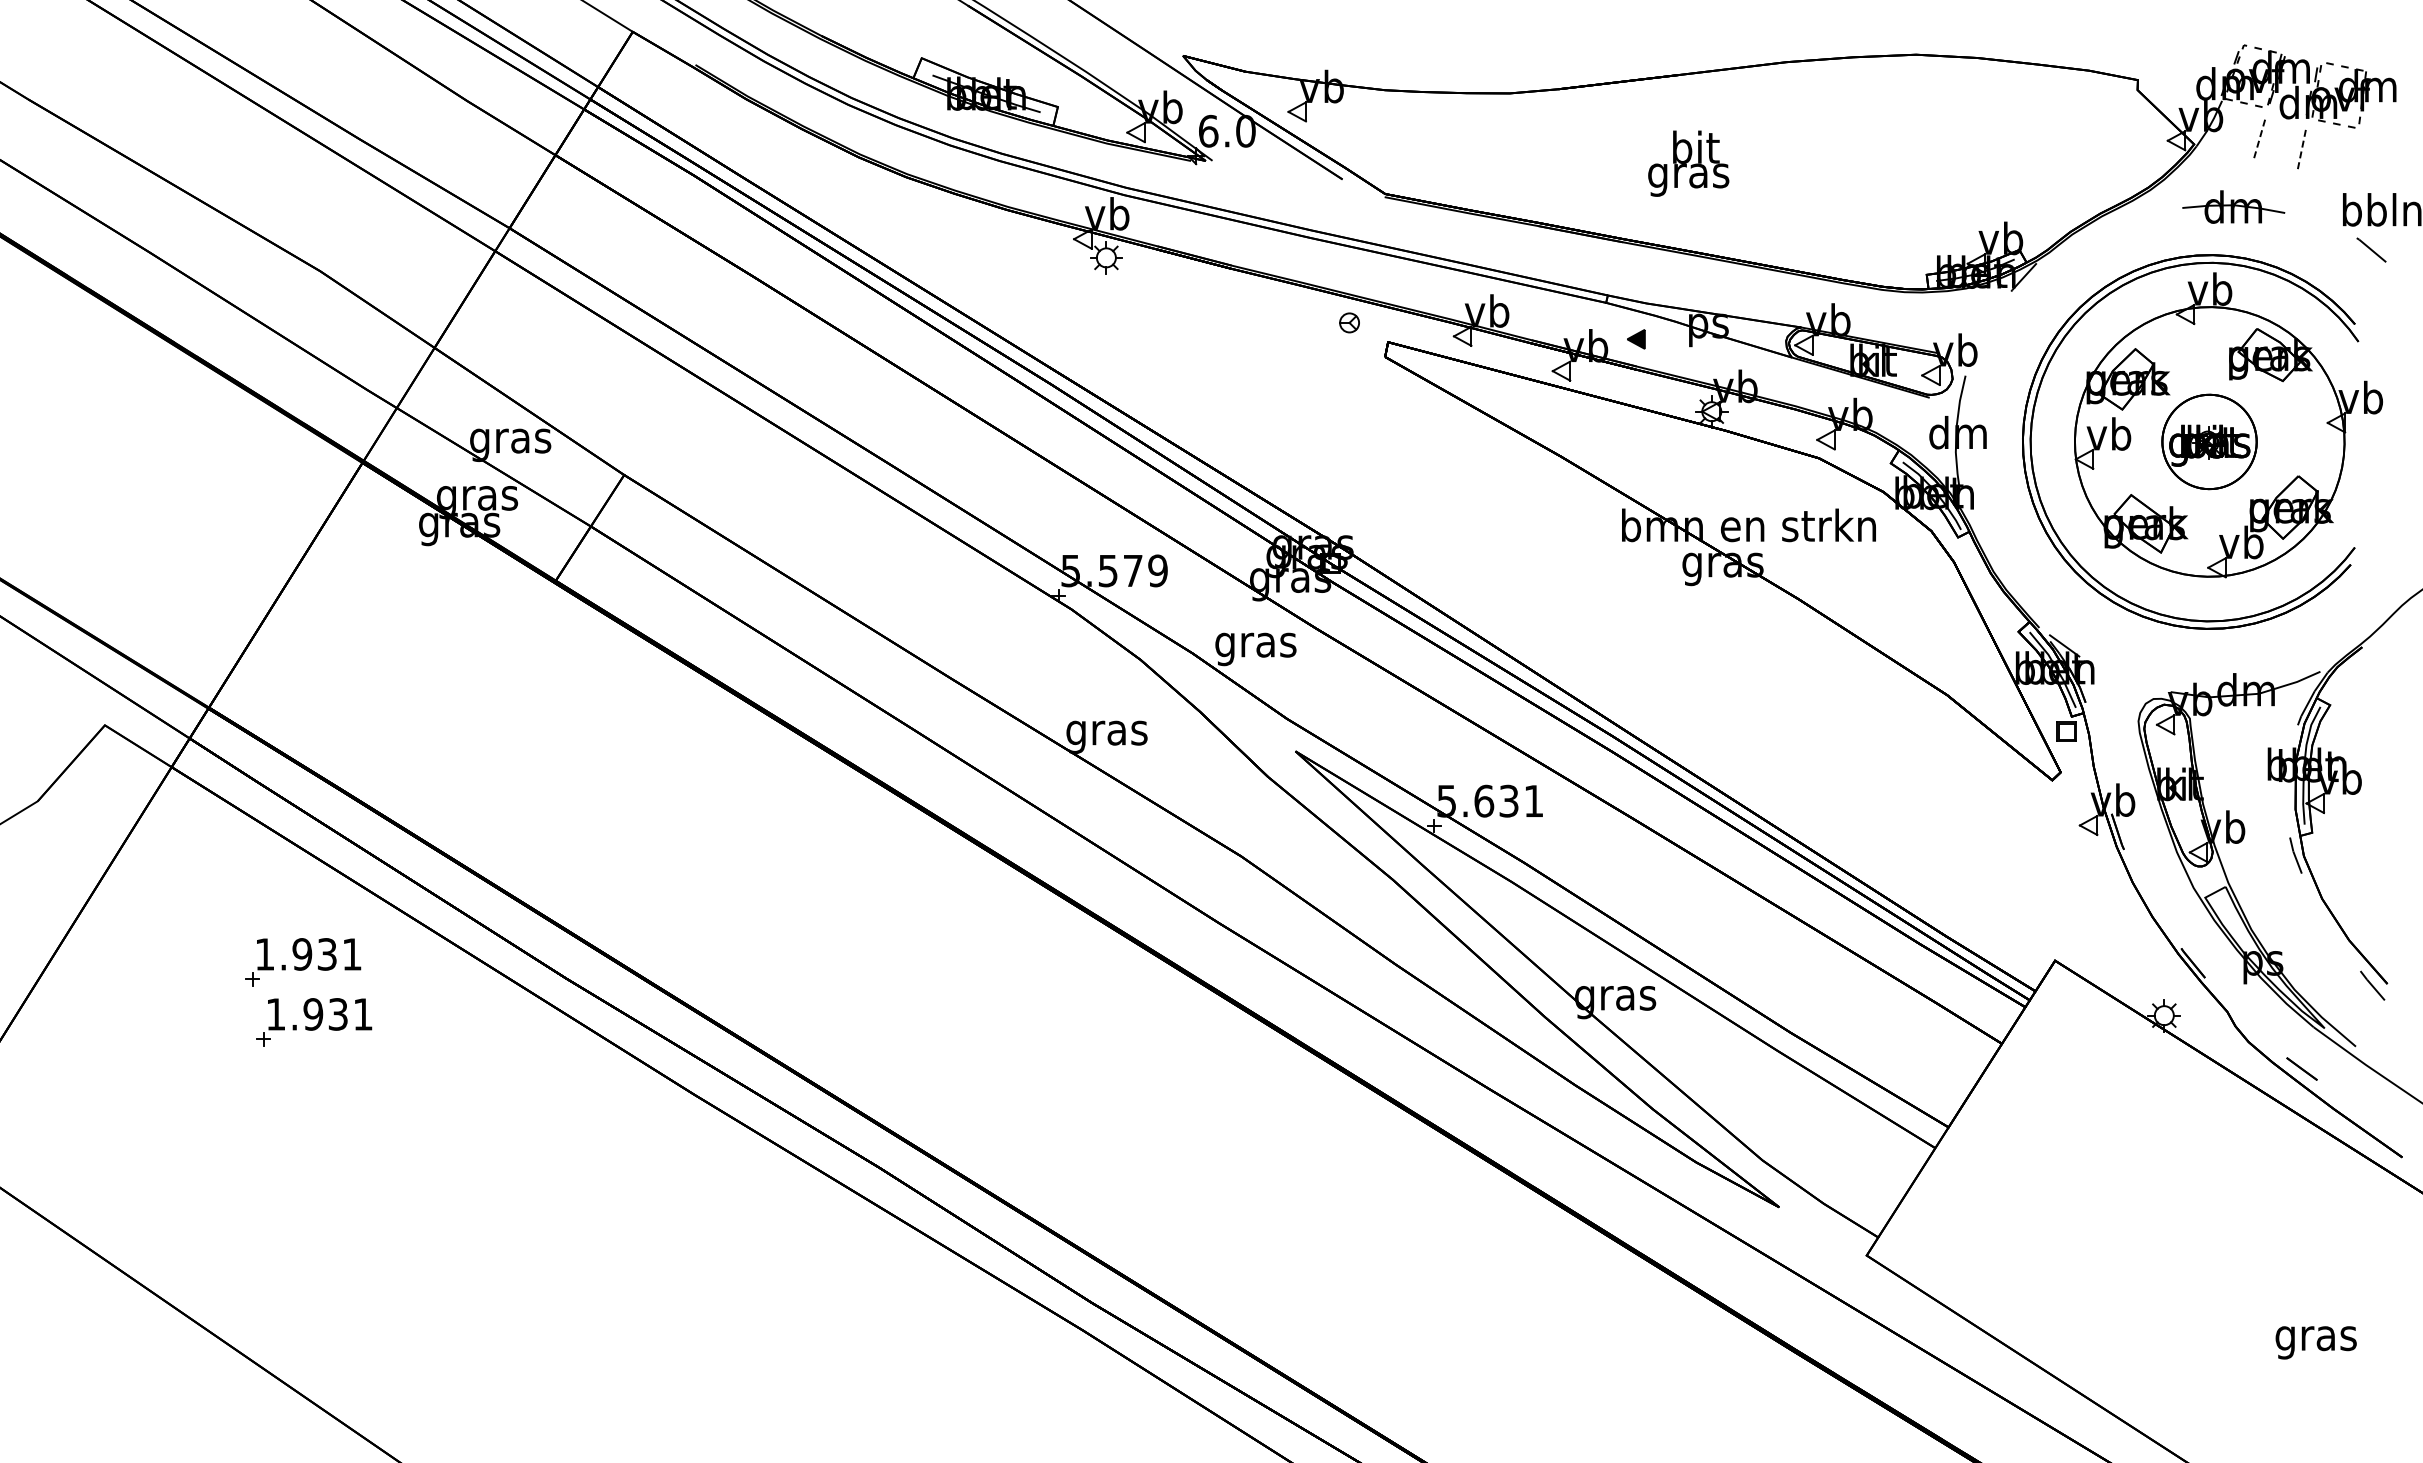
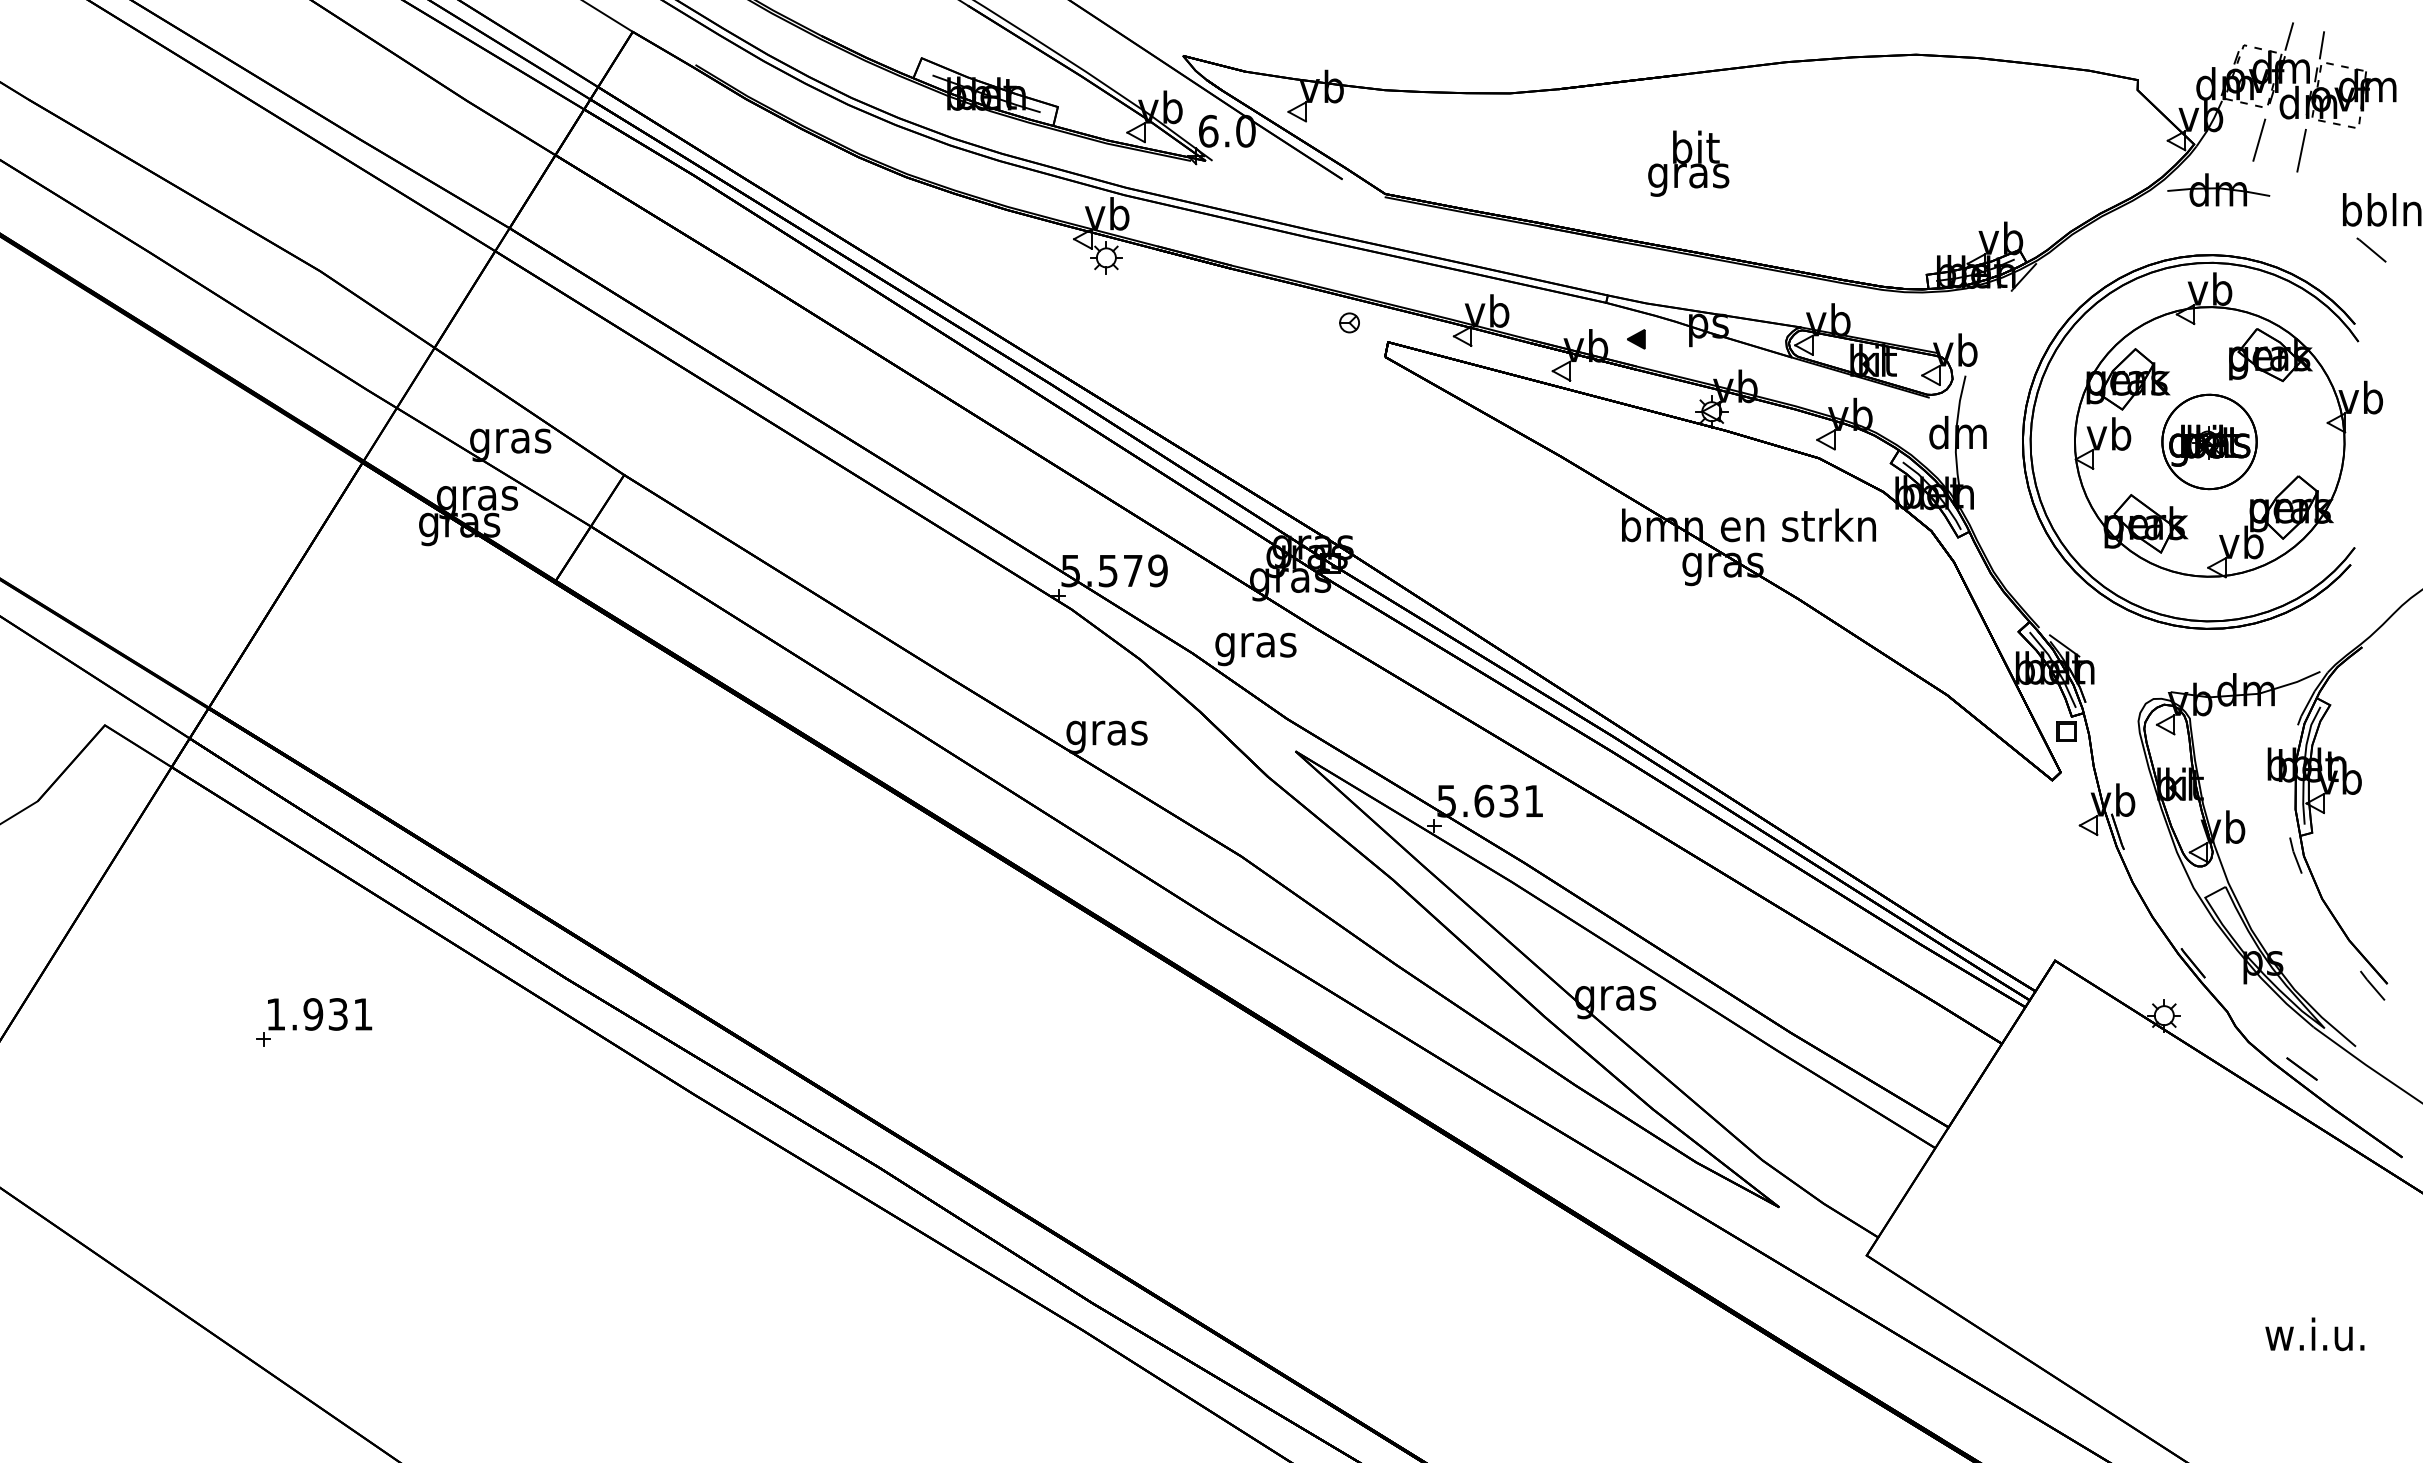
line: none -> present (2289, 36)
line: none -> present (2321, 45)
line: dashed -> solid (2259, 140)
line: dashed -> solid (2301, 151)
part position: (2233, 206) -> (2218, 189) (2218, 189)
part: present -> none (303, 962)
text: gras -> w.i.u. (2314, 1338)
